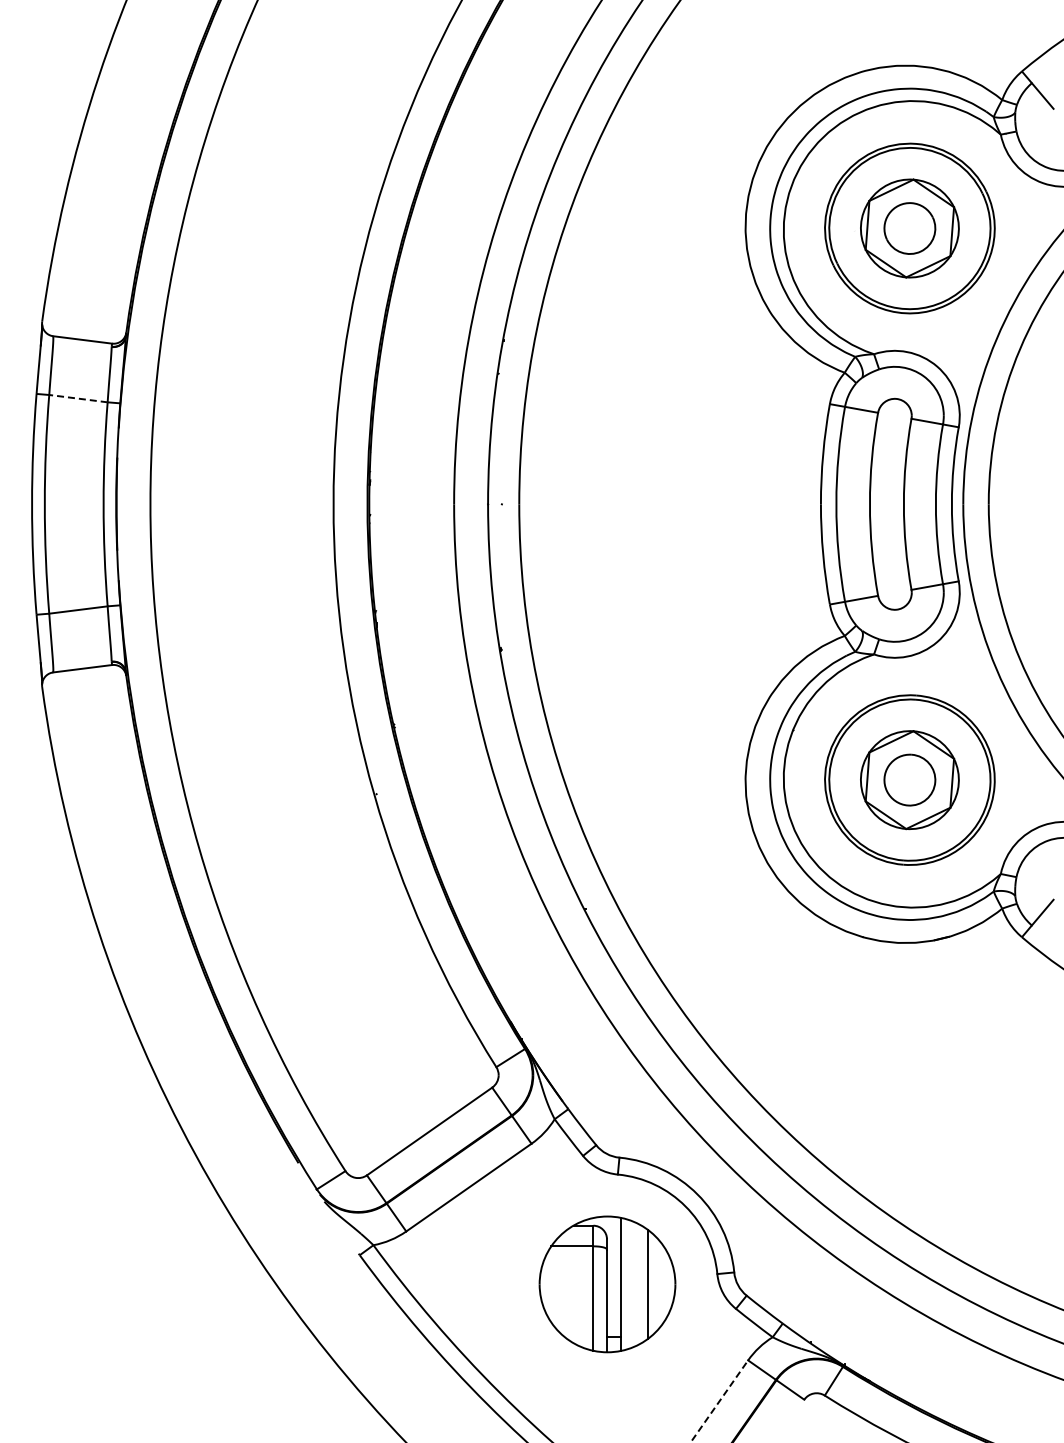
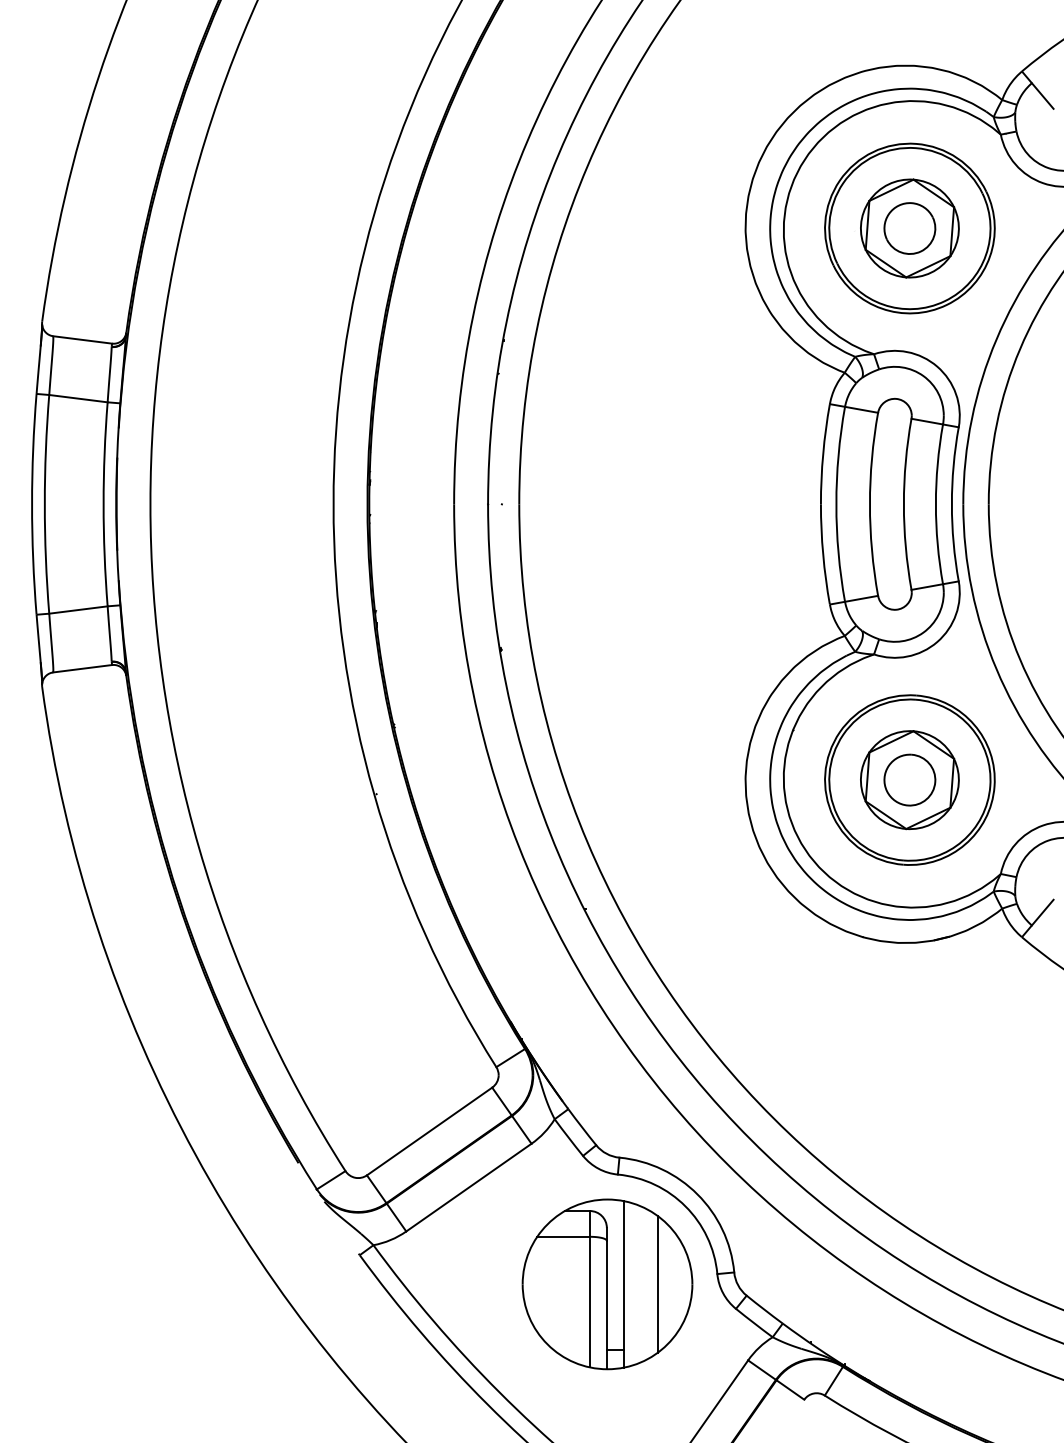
line: dashed -> solid (77, 398)
part size: 139x139 px -> 173x173 px (607, 1284)
line: dashed -> solid (719, 1401)
